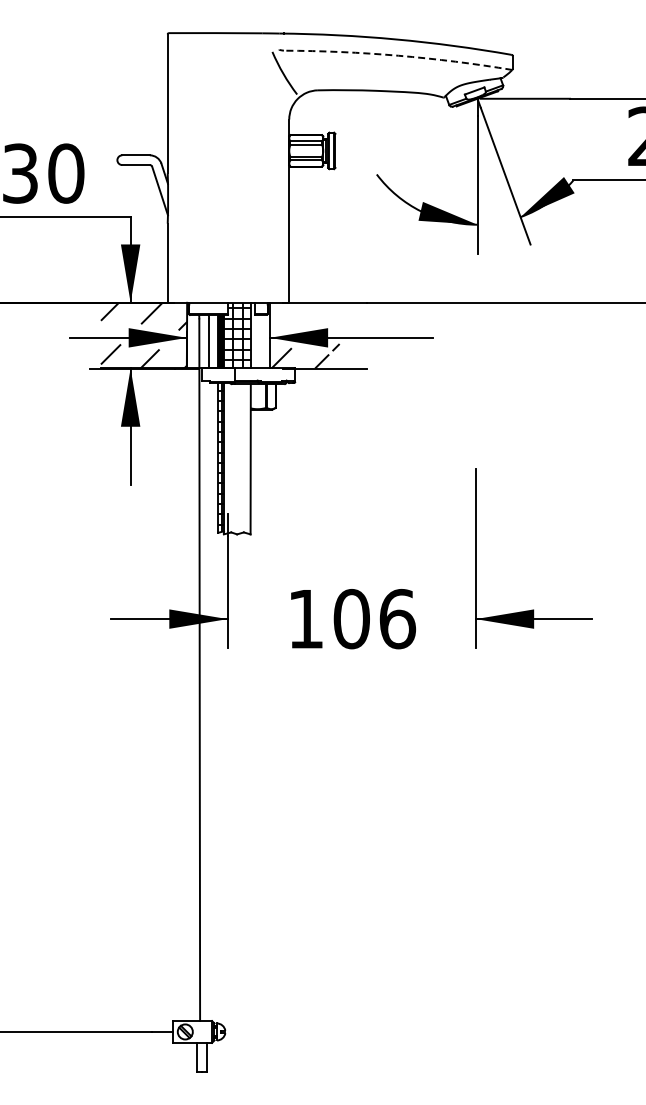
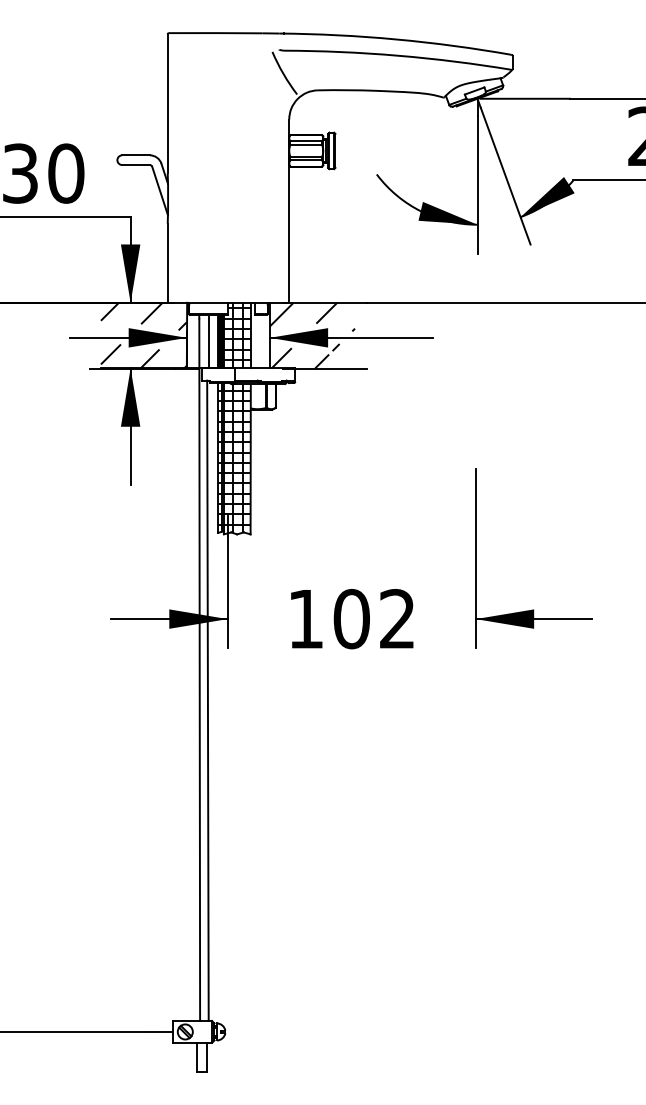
arc: dashed -> solid (398, 55)
hatch: none -> present (312, 316)
hatch: none -> present (236, 458)
text: 106 -> 102 (397, 618)
line: none -> present (207, 700)
